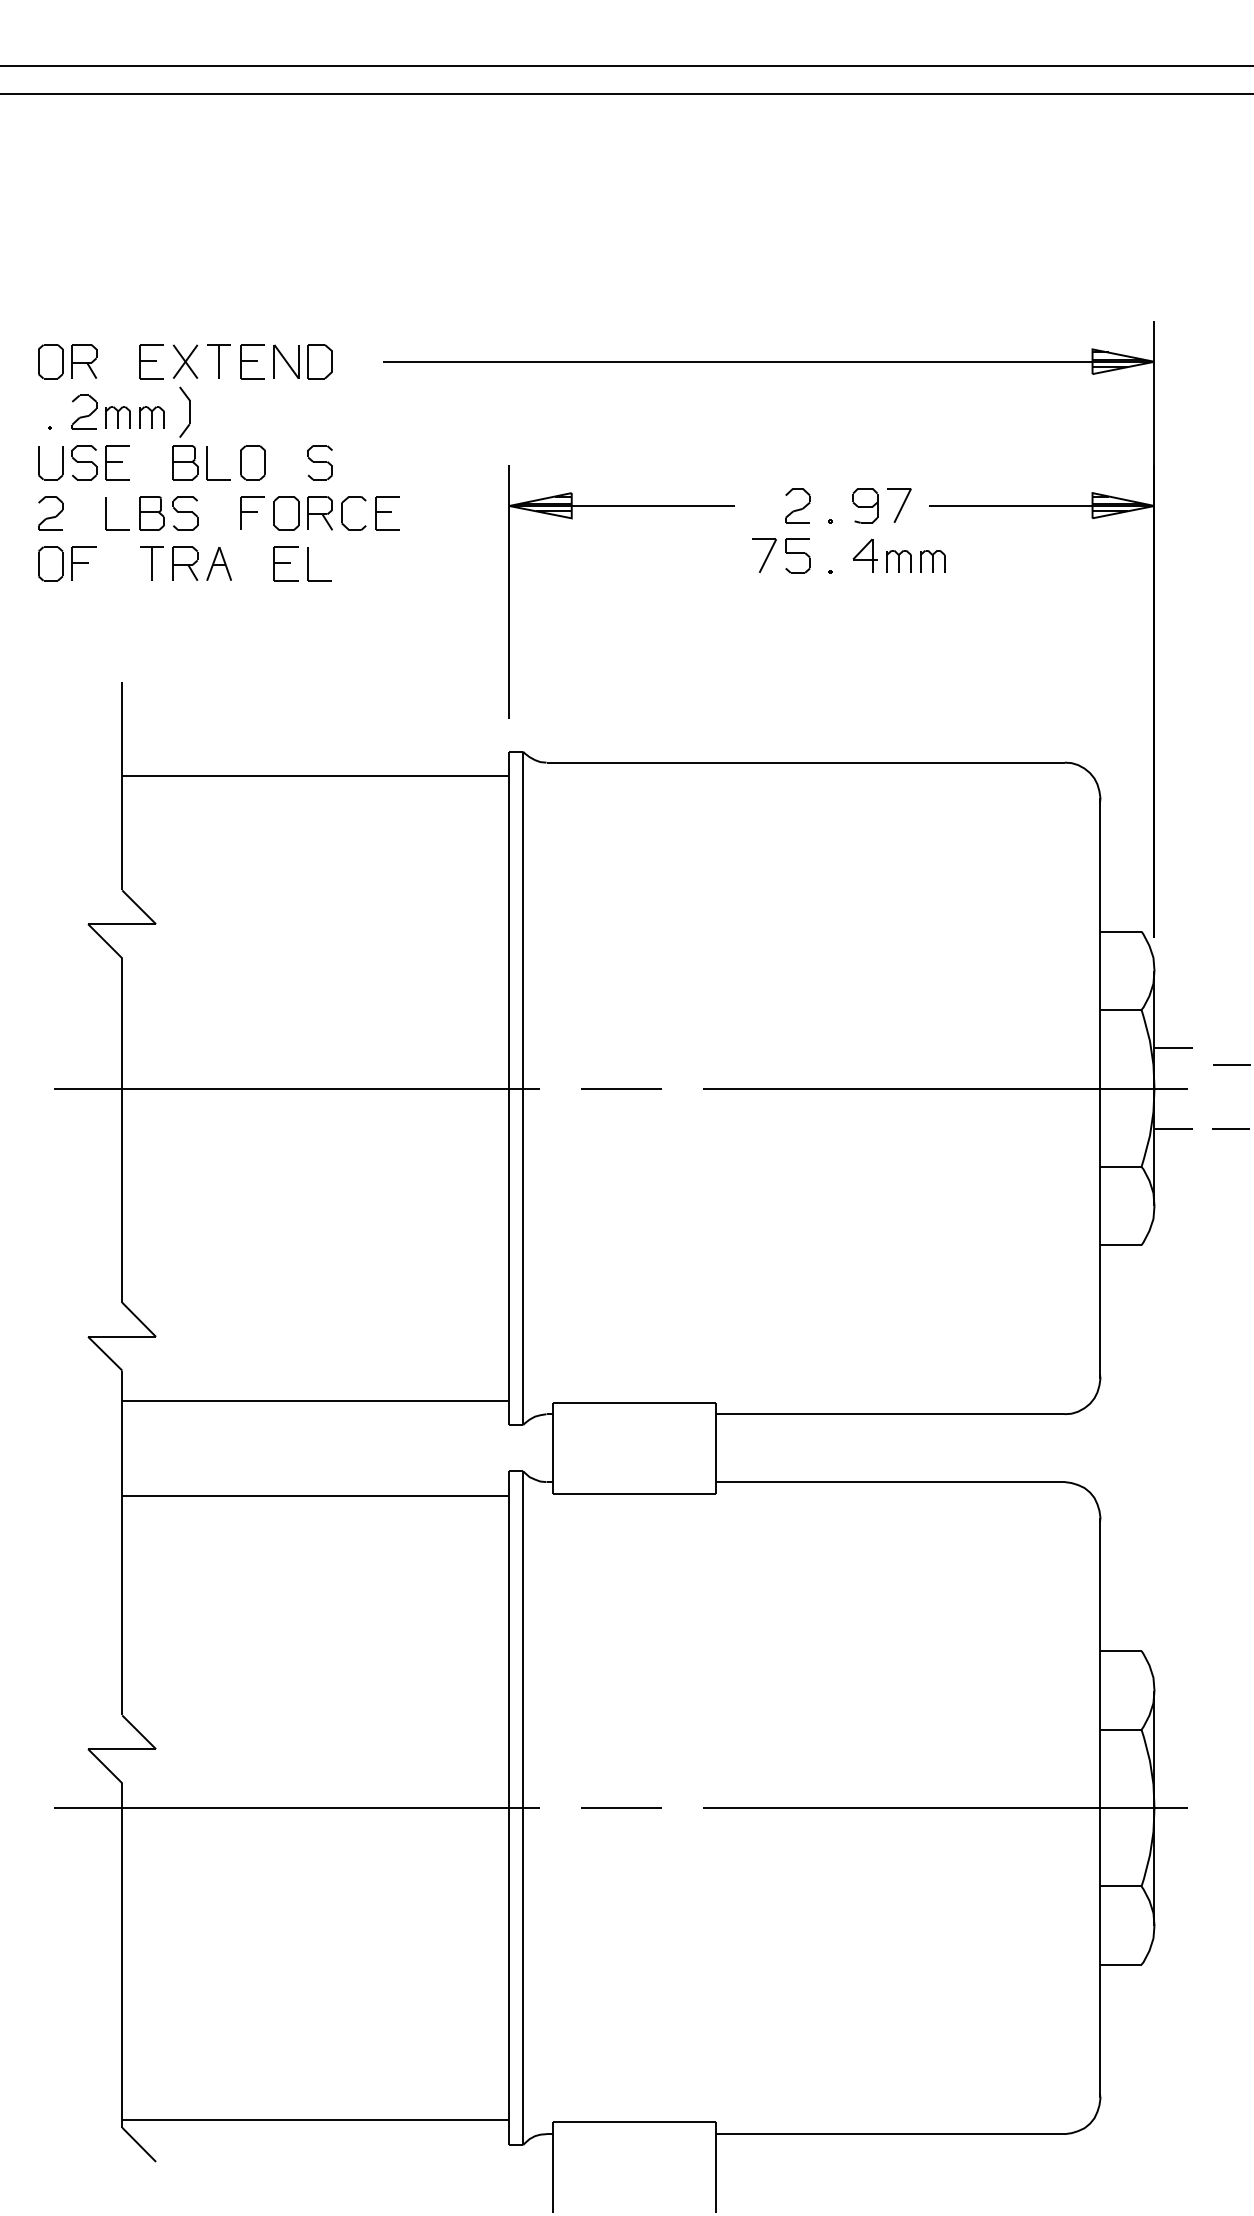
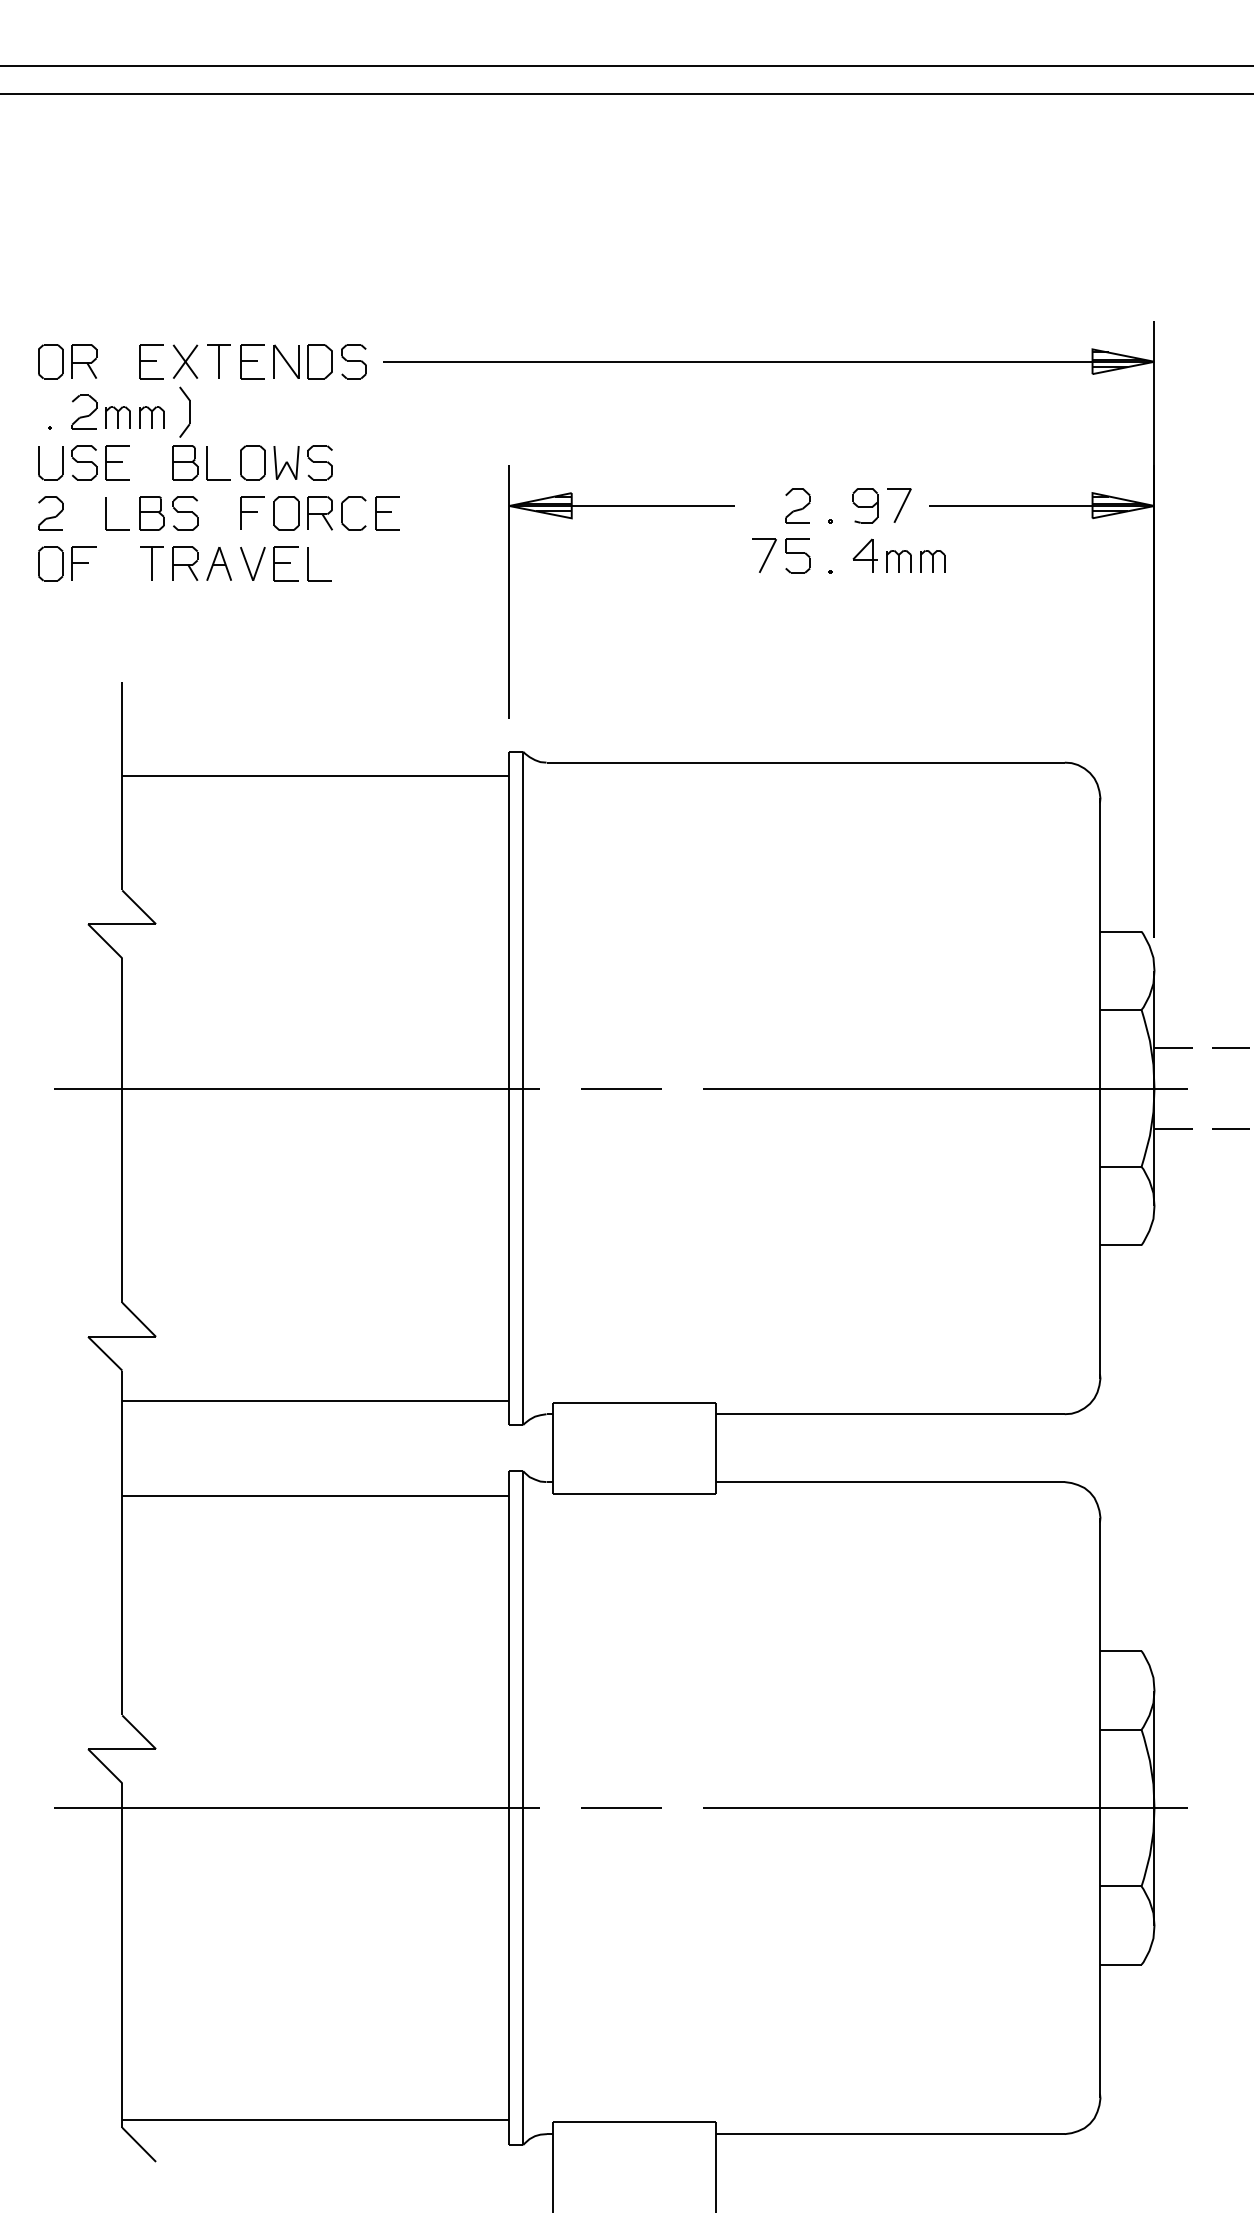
part: none -> present (353, 361)
part: none -> present (286, 462)
part: none -> present (252, 563)
line position: (1231, 1064) -> (1230, 1047) (1230, 1047)
